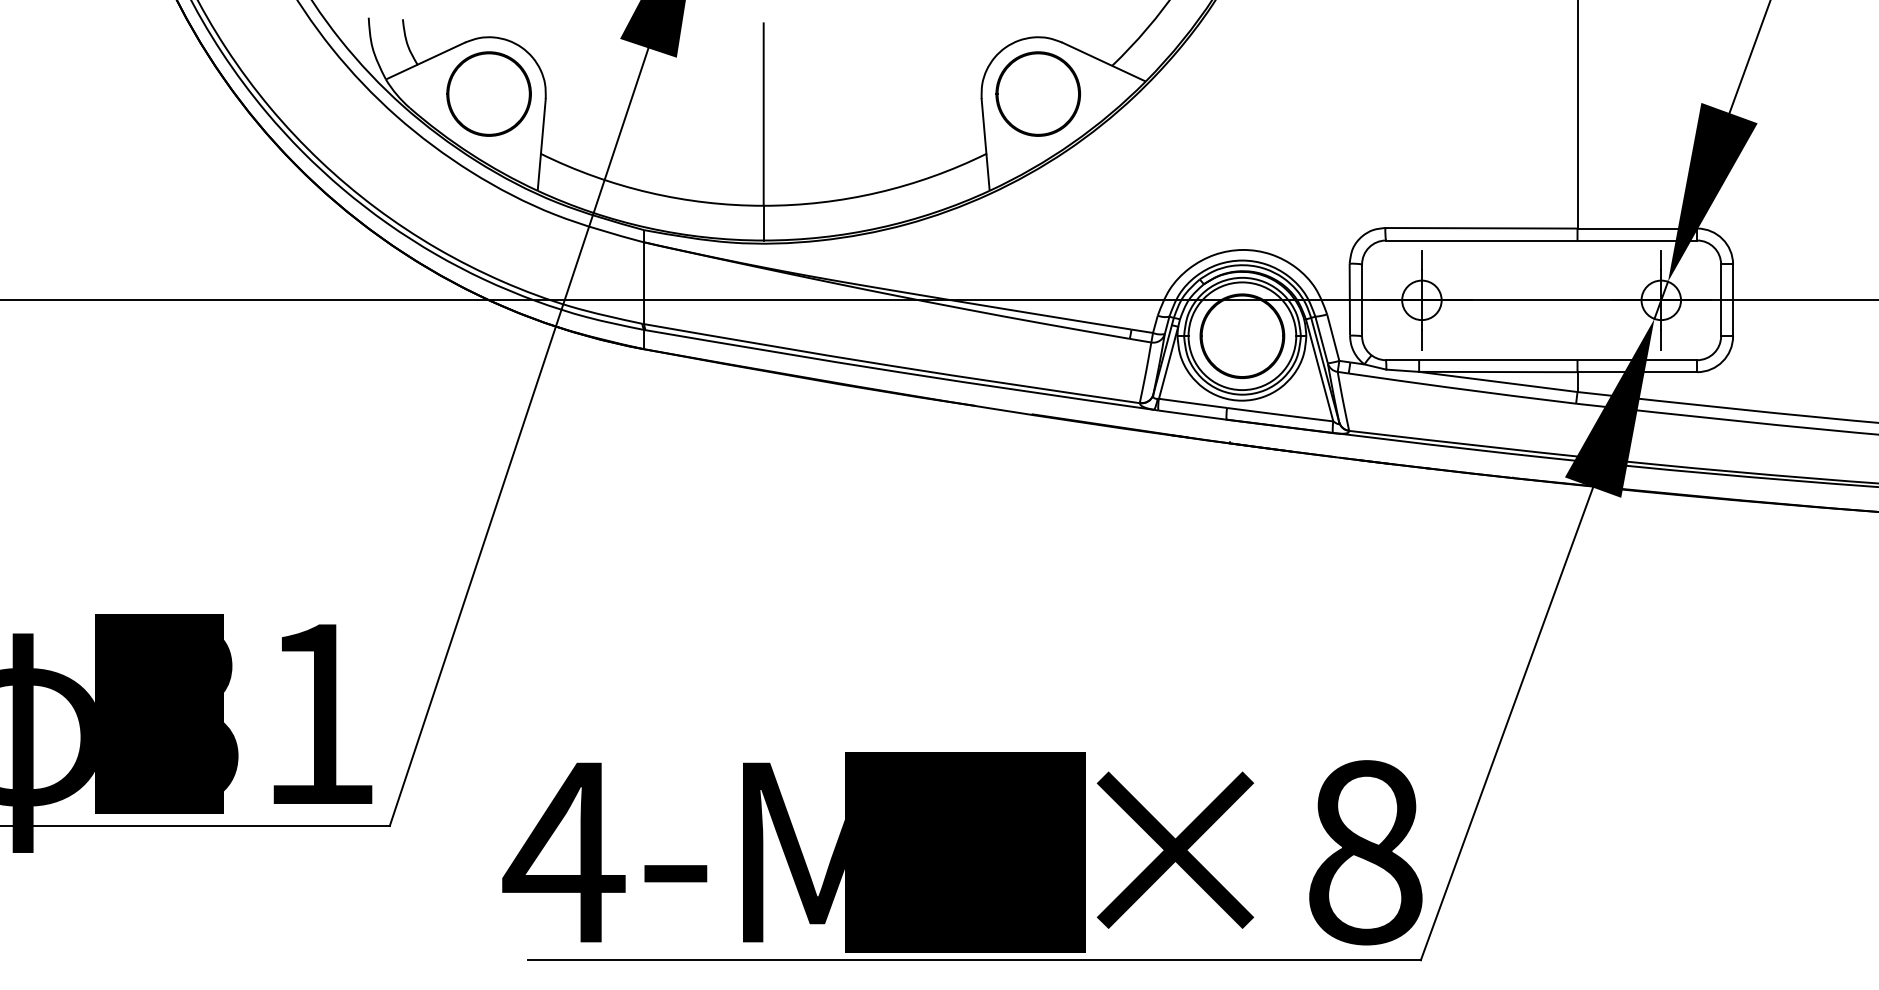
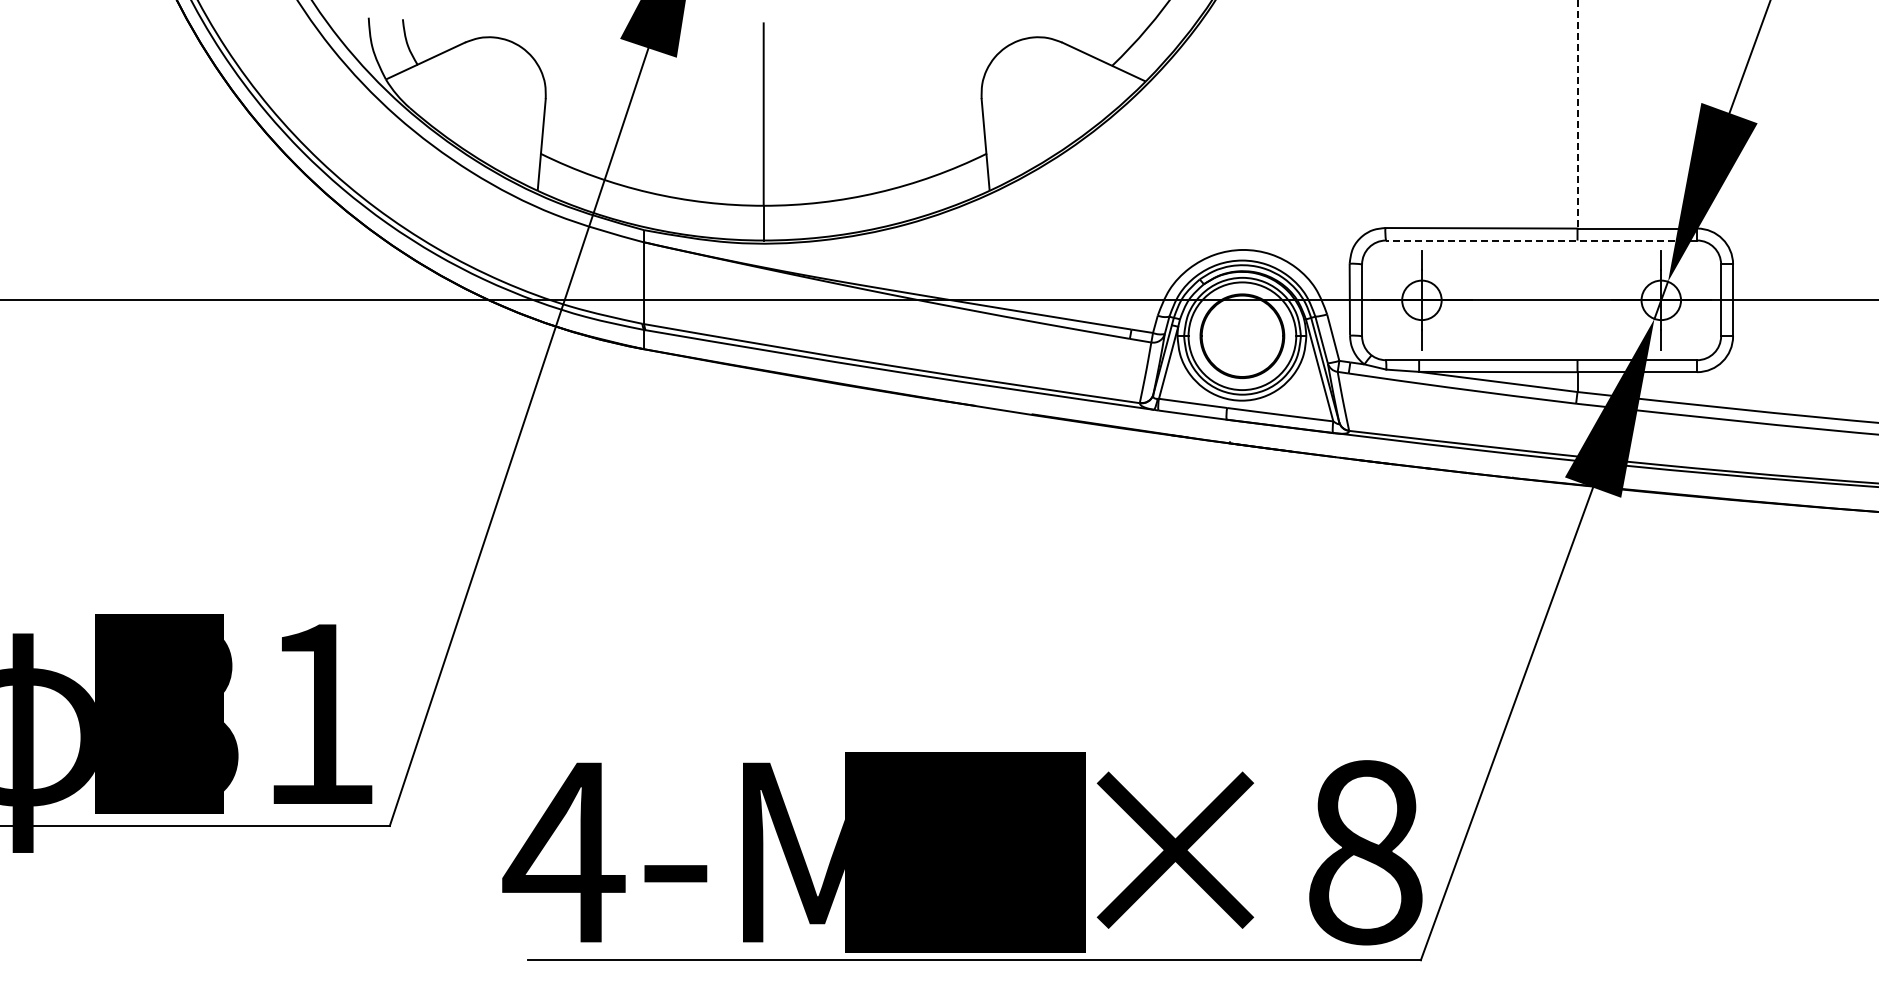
part: present -> none (488, 93)
part: present -> none (1037, 93)
line: solid -> dashed (1577, 114)
line: solid -> dashed (1541, 240)
